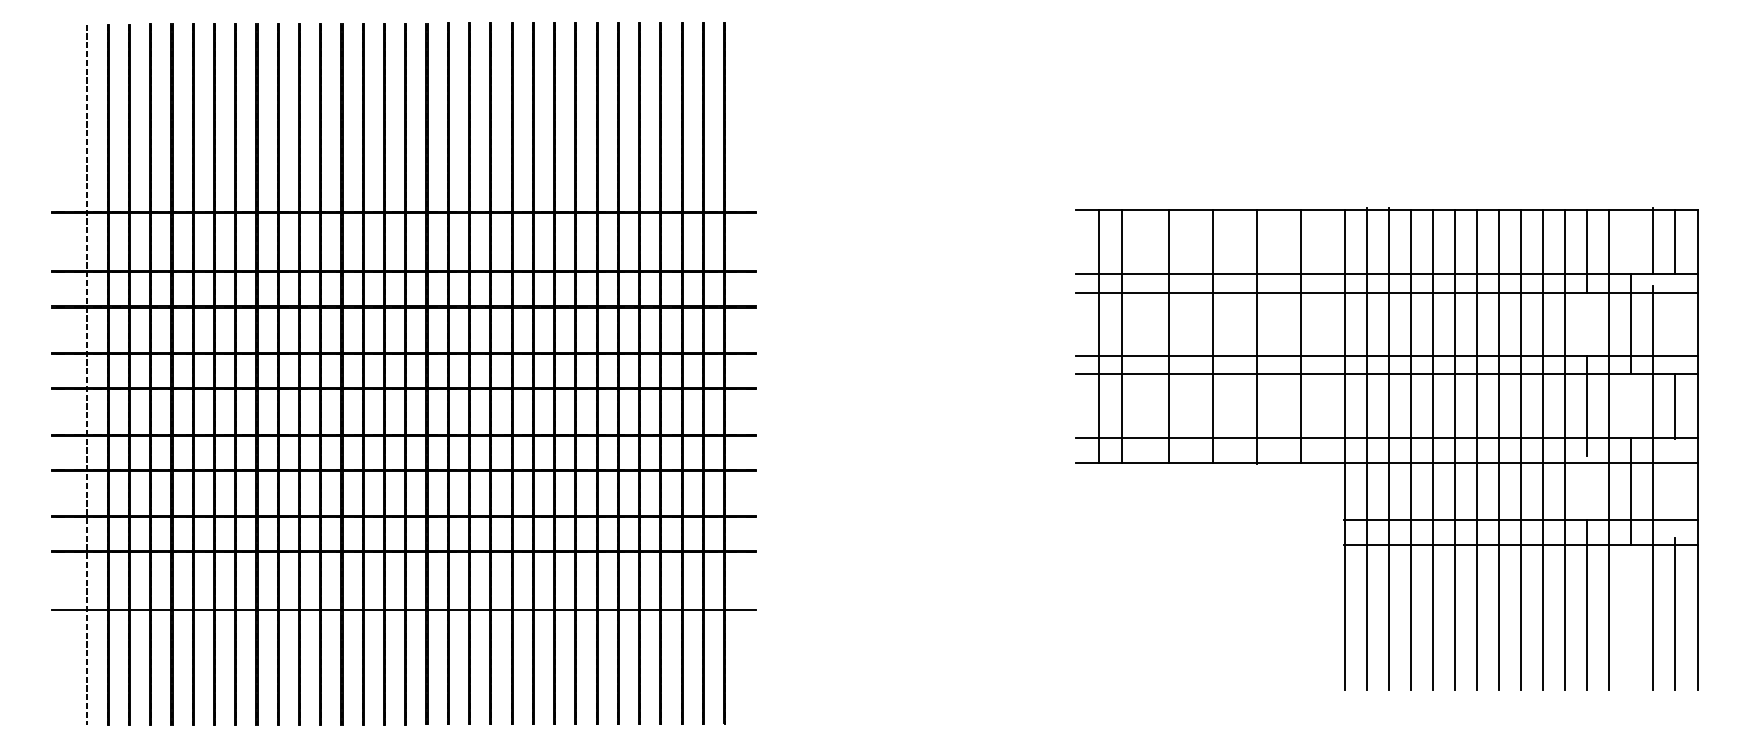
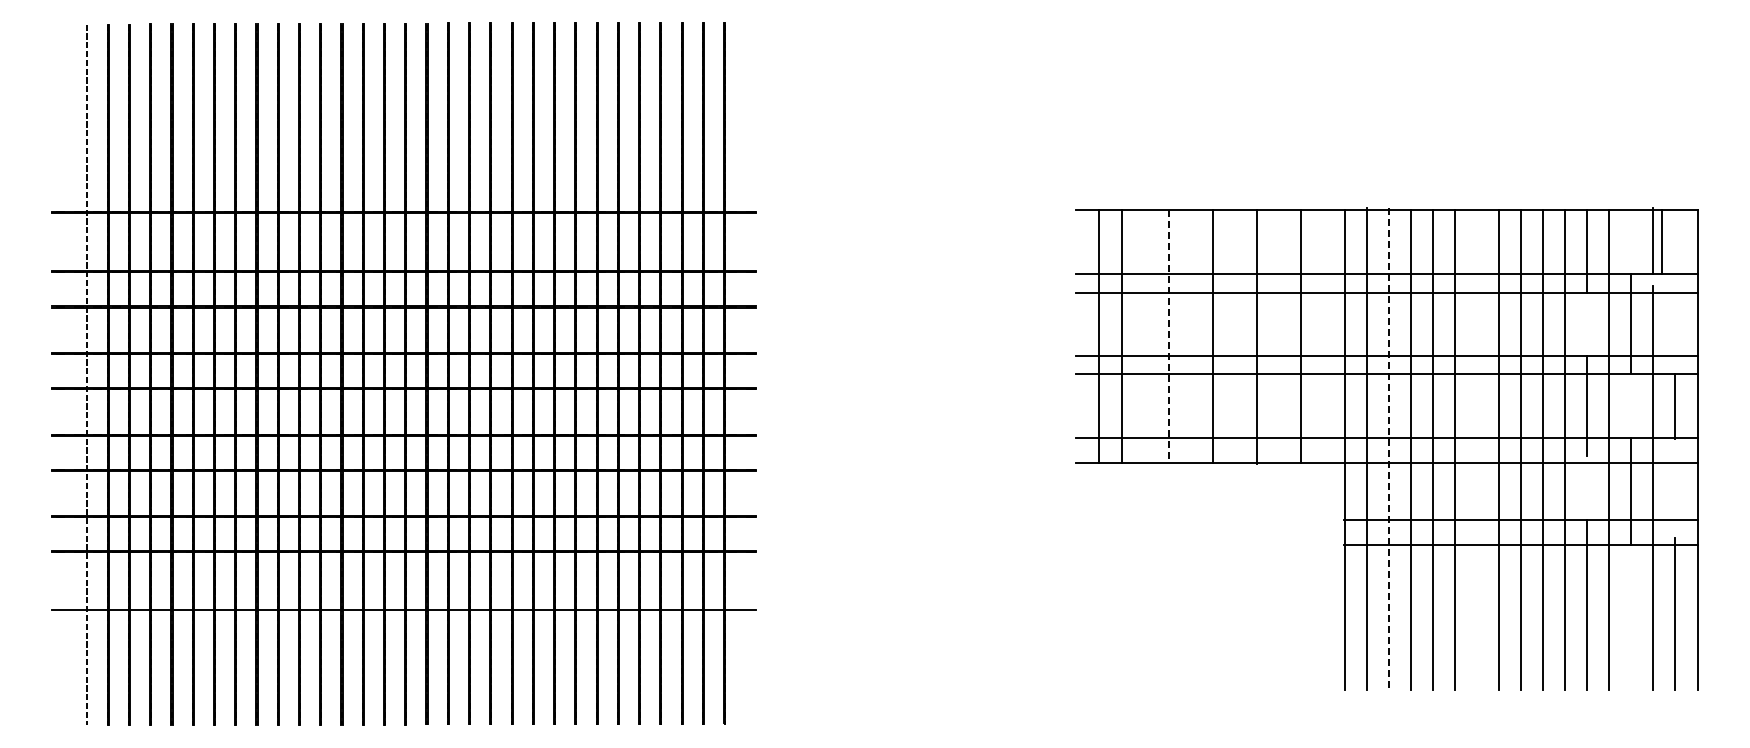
line position: (1675, 241) -> (1662, 241) (1662, 241)
line: solid -> dashed (1169, 336)
line: solid -> dashed (1389, 448)
line: present -> none (1477, 449)
